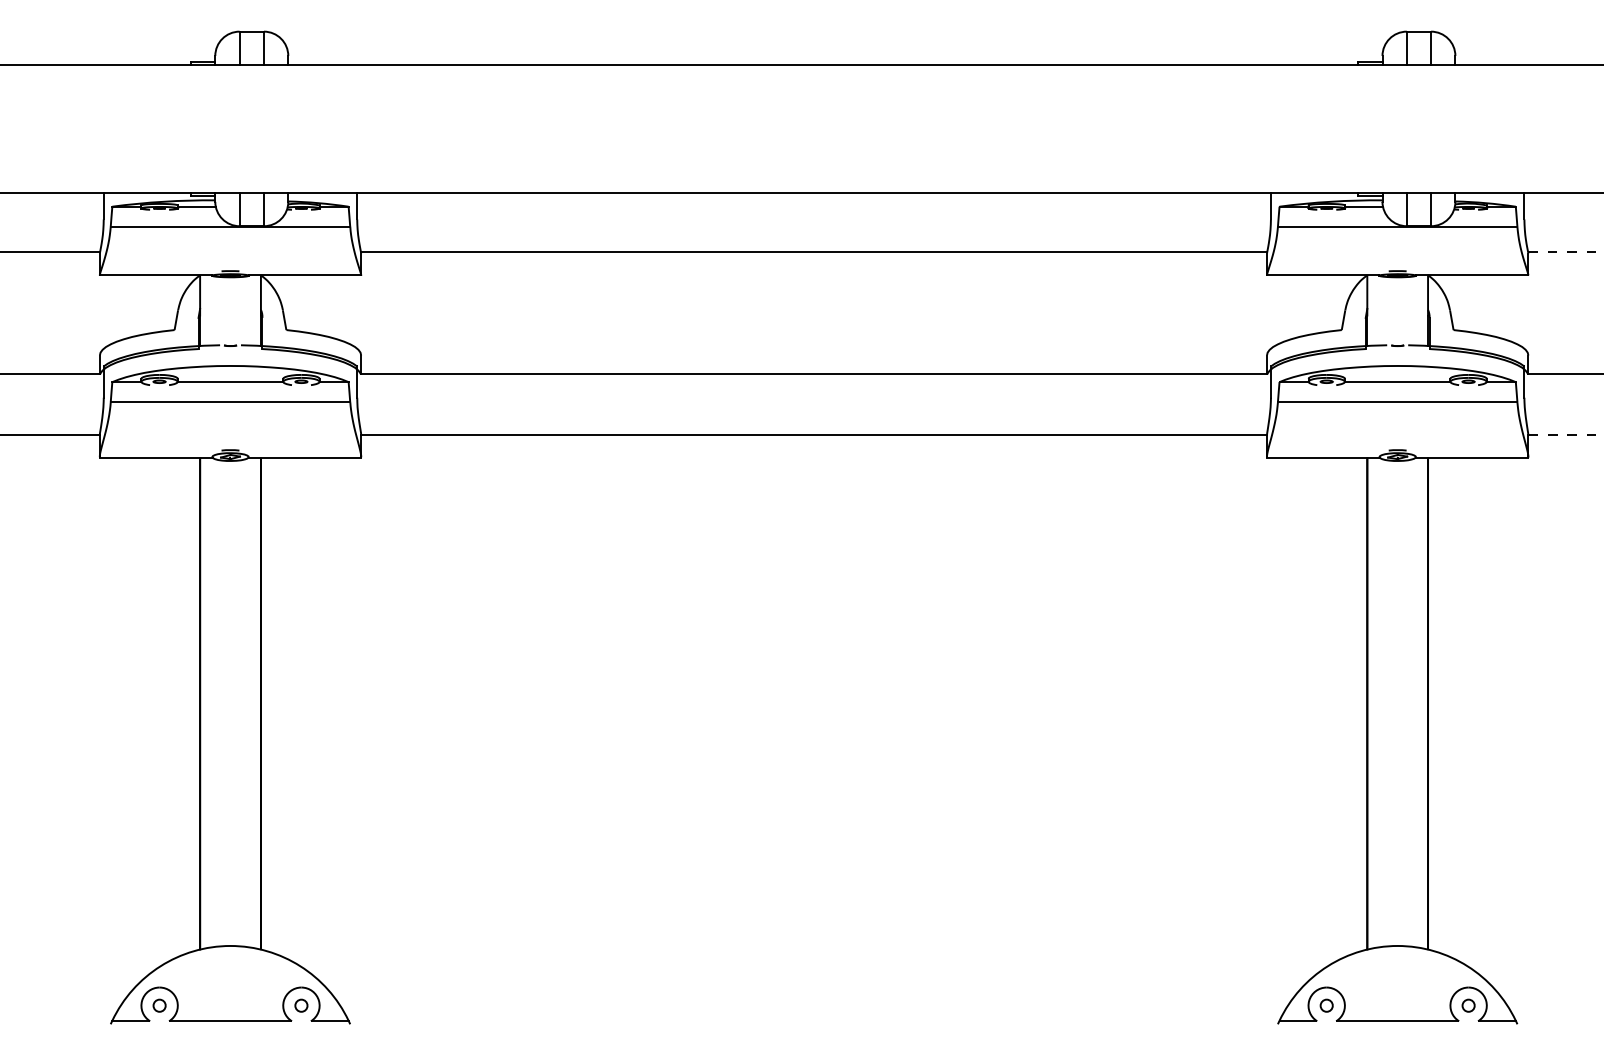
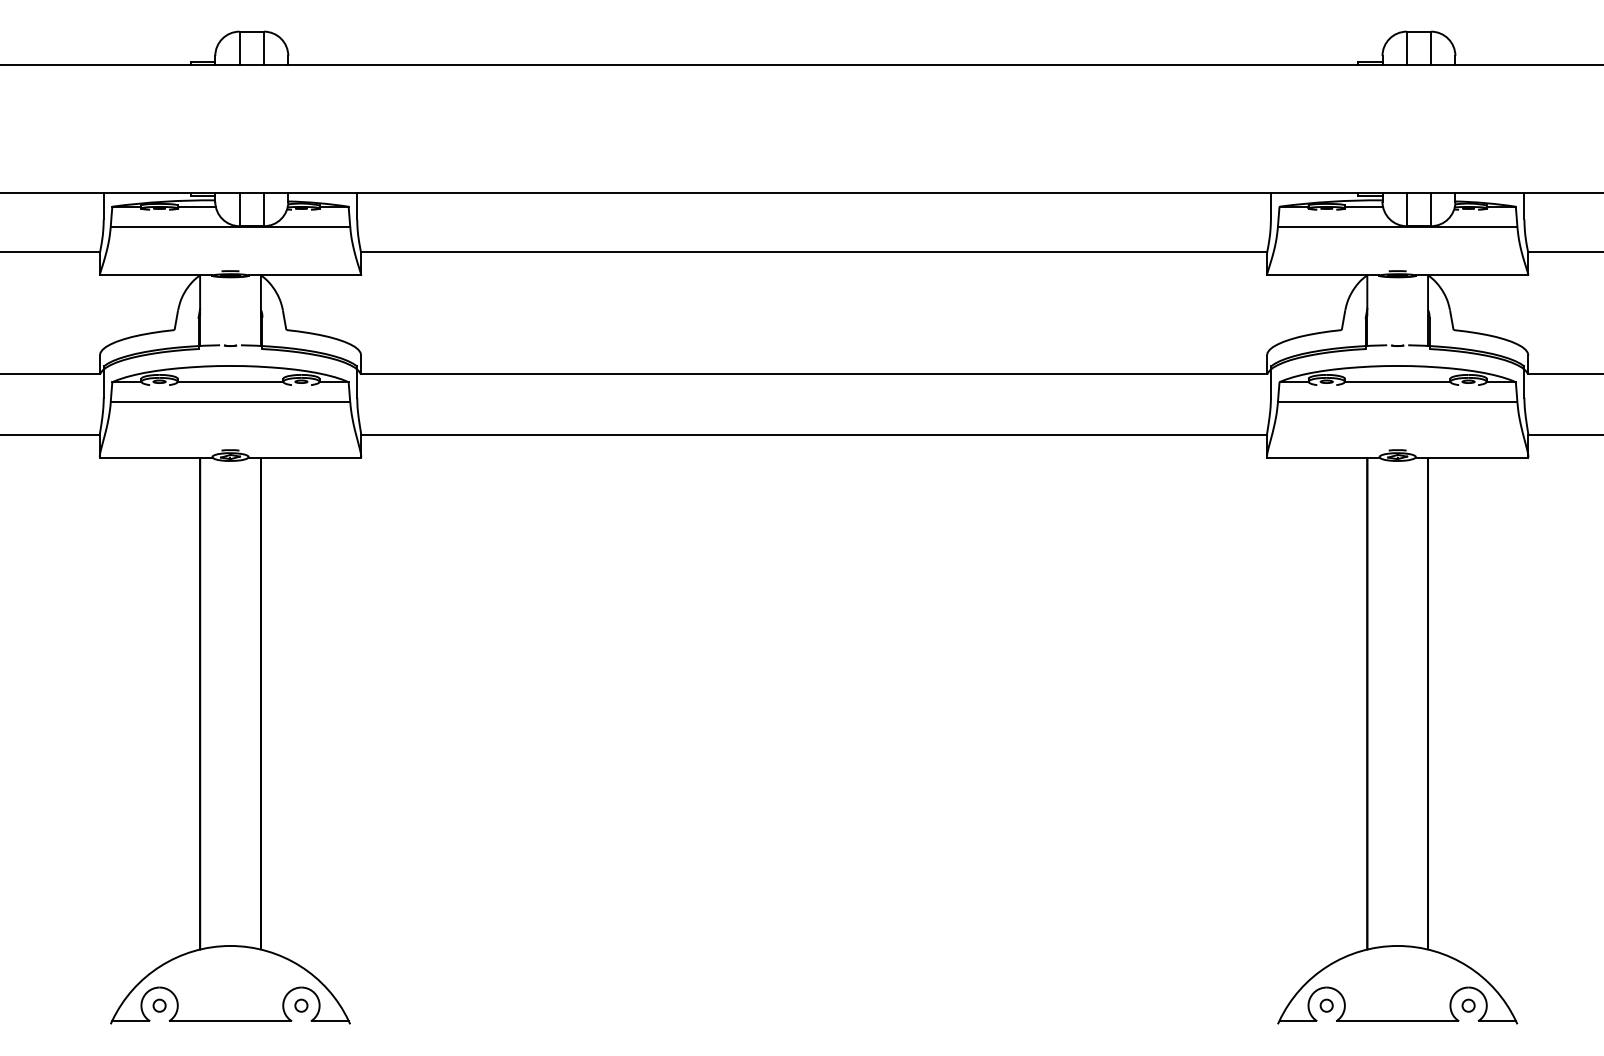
line: dashed -> solid (1566, 252)
line: dashed -> solid (1566, 435)
